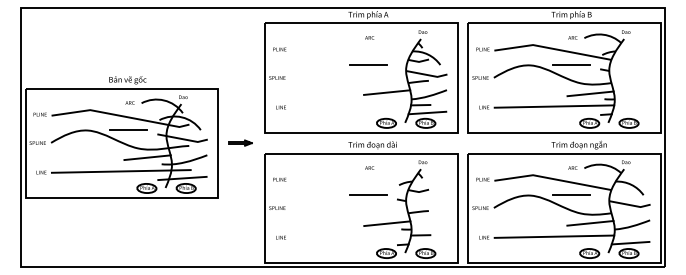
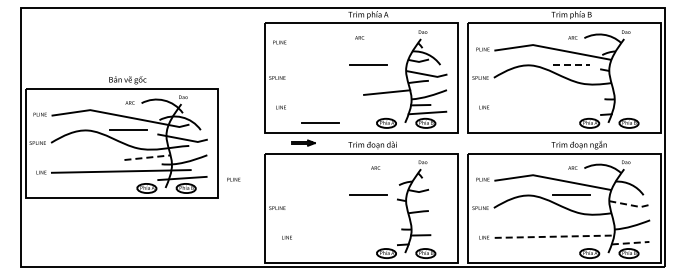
text position: (369, 37) -> (359, 37) (359, 37)
text position: (279, 49) -> (279, 42) (279, 42)
line: solid -> dashed (571, 64)
line: present -> none (590, 93)
line: present -> none (554, 106)
line: none -> present (320, 122)
part position: (240, 142) -> (303, 142) (303, 142)
line: solid -> dashed (148, 157)
text position: (369, 167) -> (375, 167) (375, 167)
text position: (279, 179) -> (233, 179) (233, 179)
line: solid -> dashed (630, 205)
line: present -> none (387, 223)
line: present -> none (590, 223)
line: solid -> dashed (554, 236)
text position: (280, 237) -> (286, 237) (286, 237)
line: solid -> dashed (630, 243)
